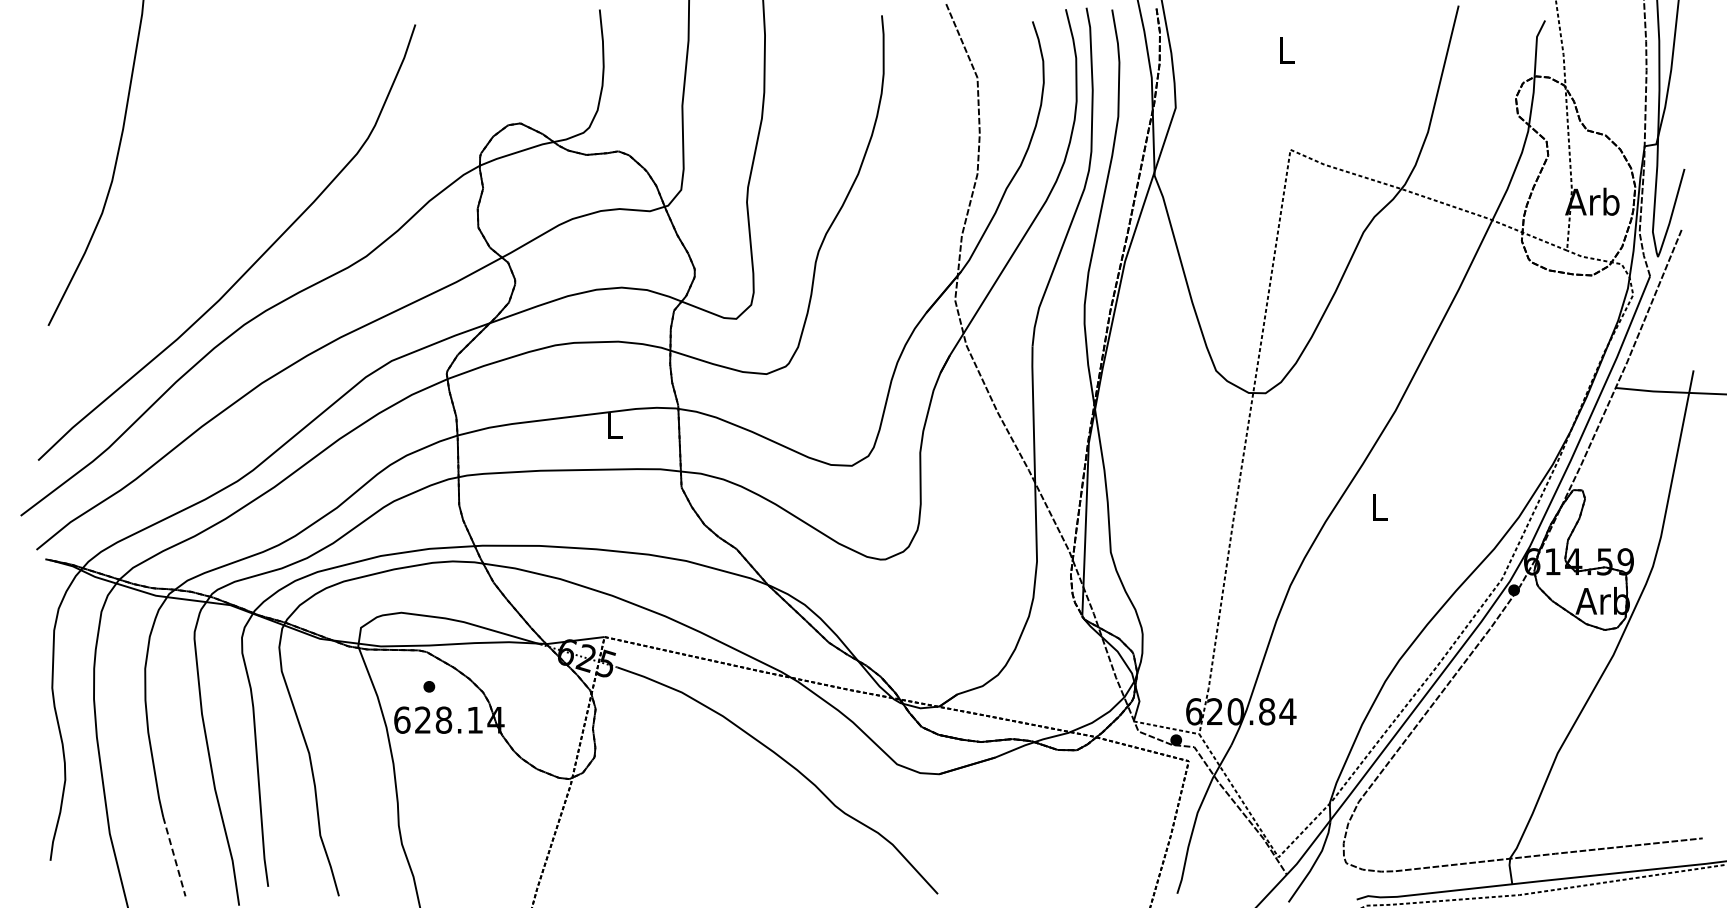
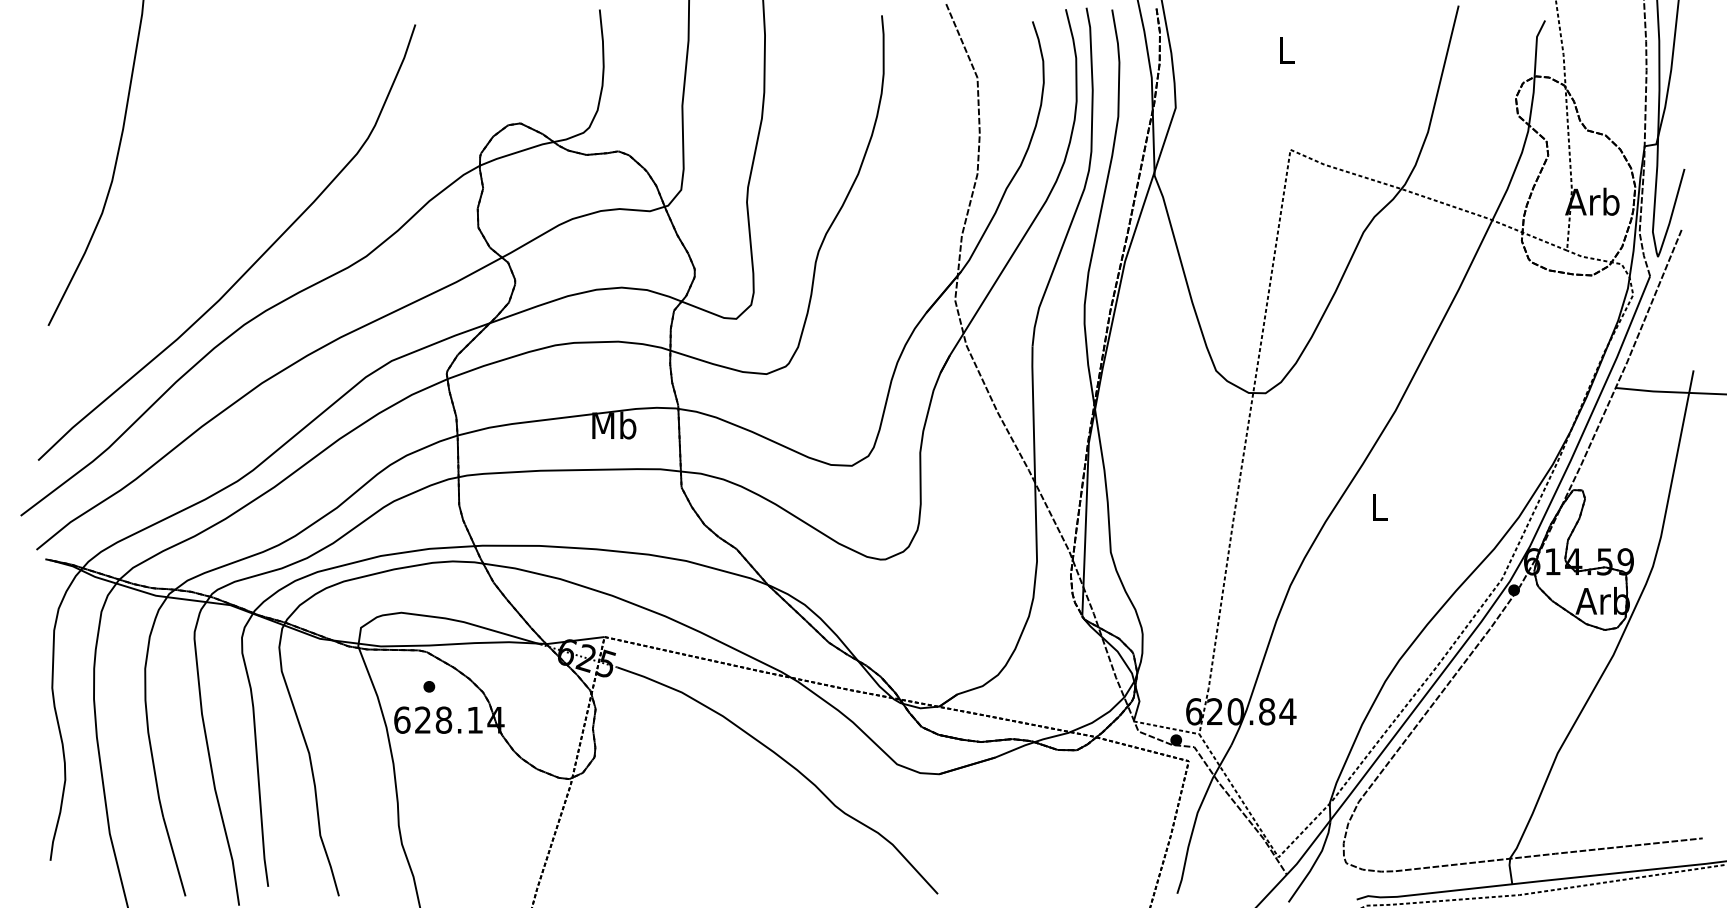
text: L -> Mb (614, 425)
line: dashed -> solid (174, 857)
